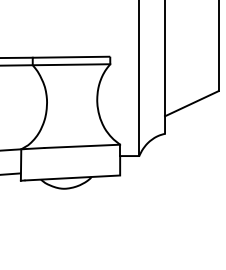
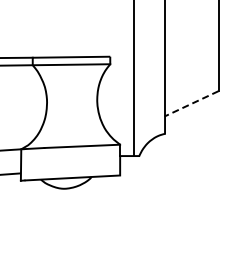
line position: (139, 79) -> (134, 79) (134, 79)
line: solid -> dashed (191, 103)
